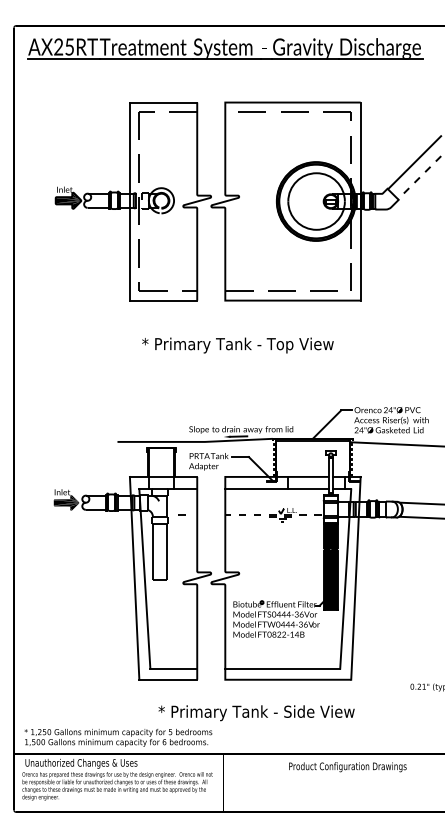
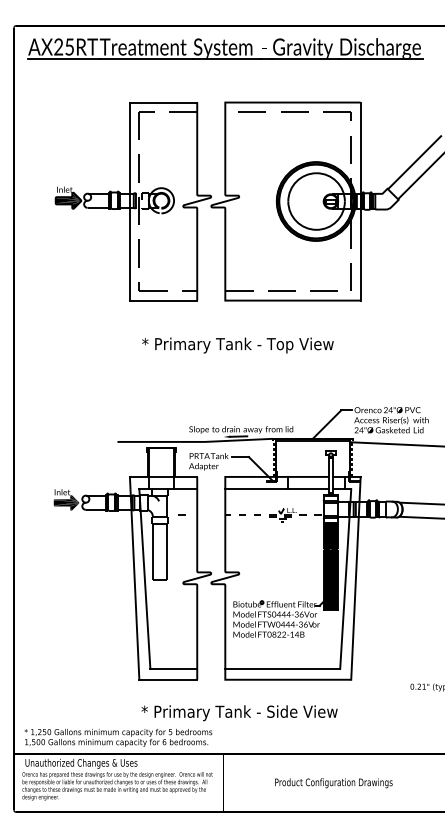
line: dashed -> solid (421, 176)
text position: (256, 713) -> (239, 713) (239, 713)
text position: (347, 767) -> (333, 783) (333, 783)
